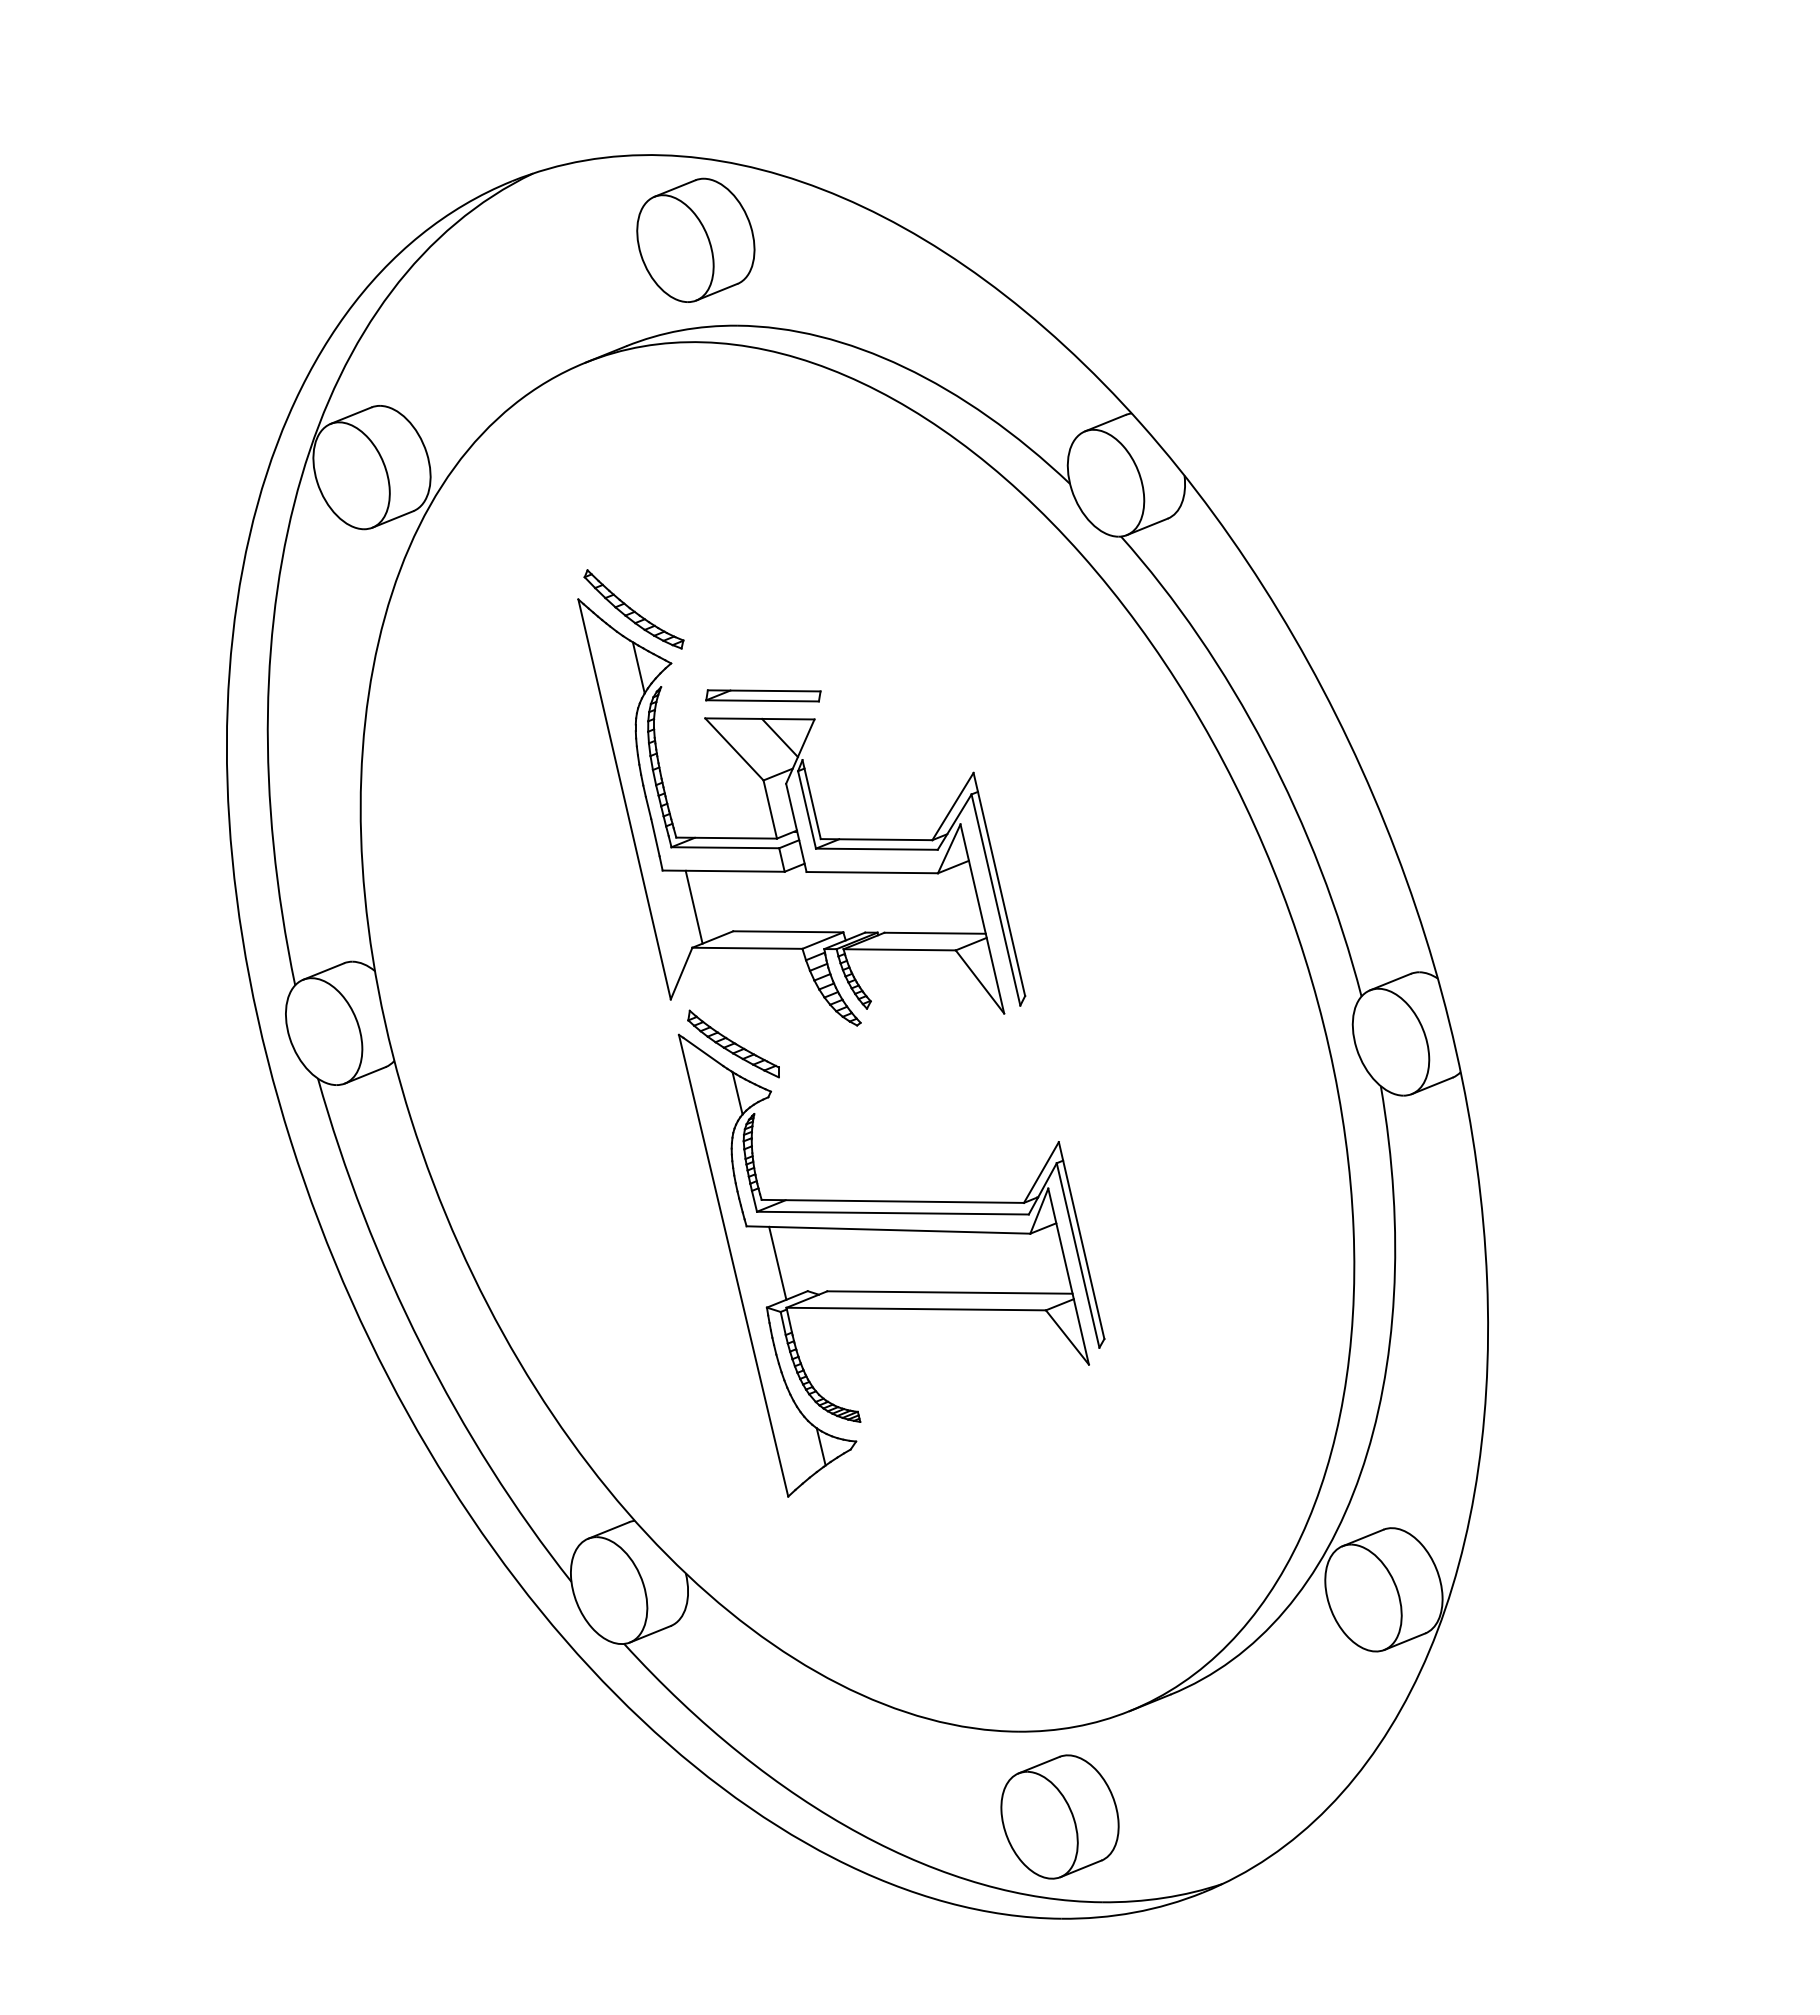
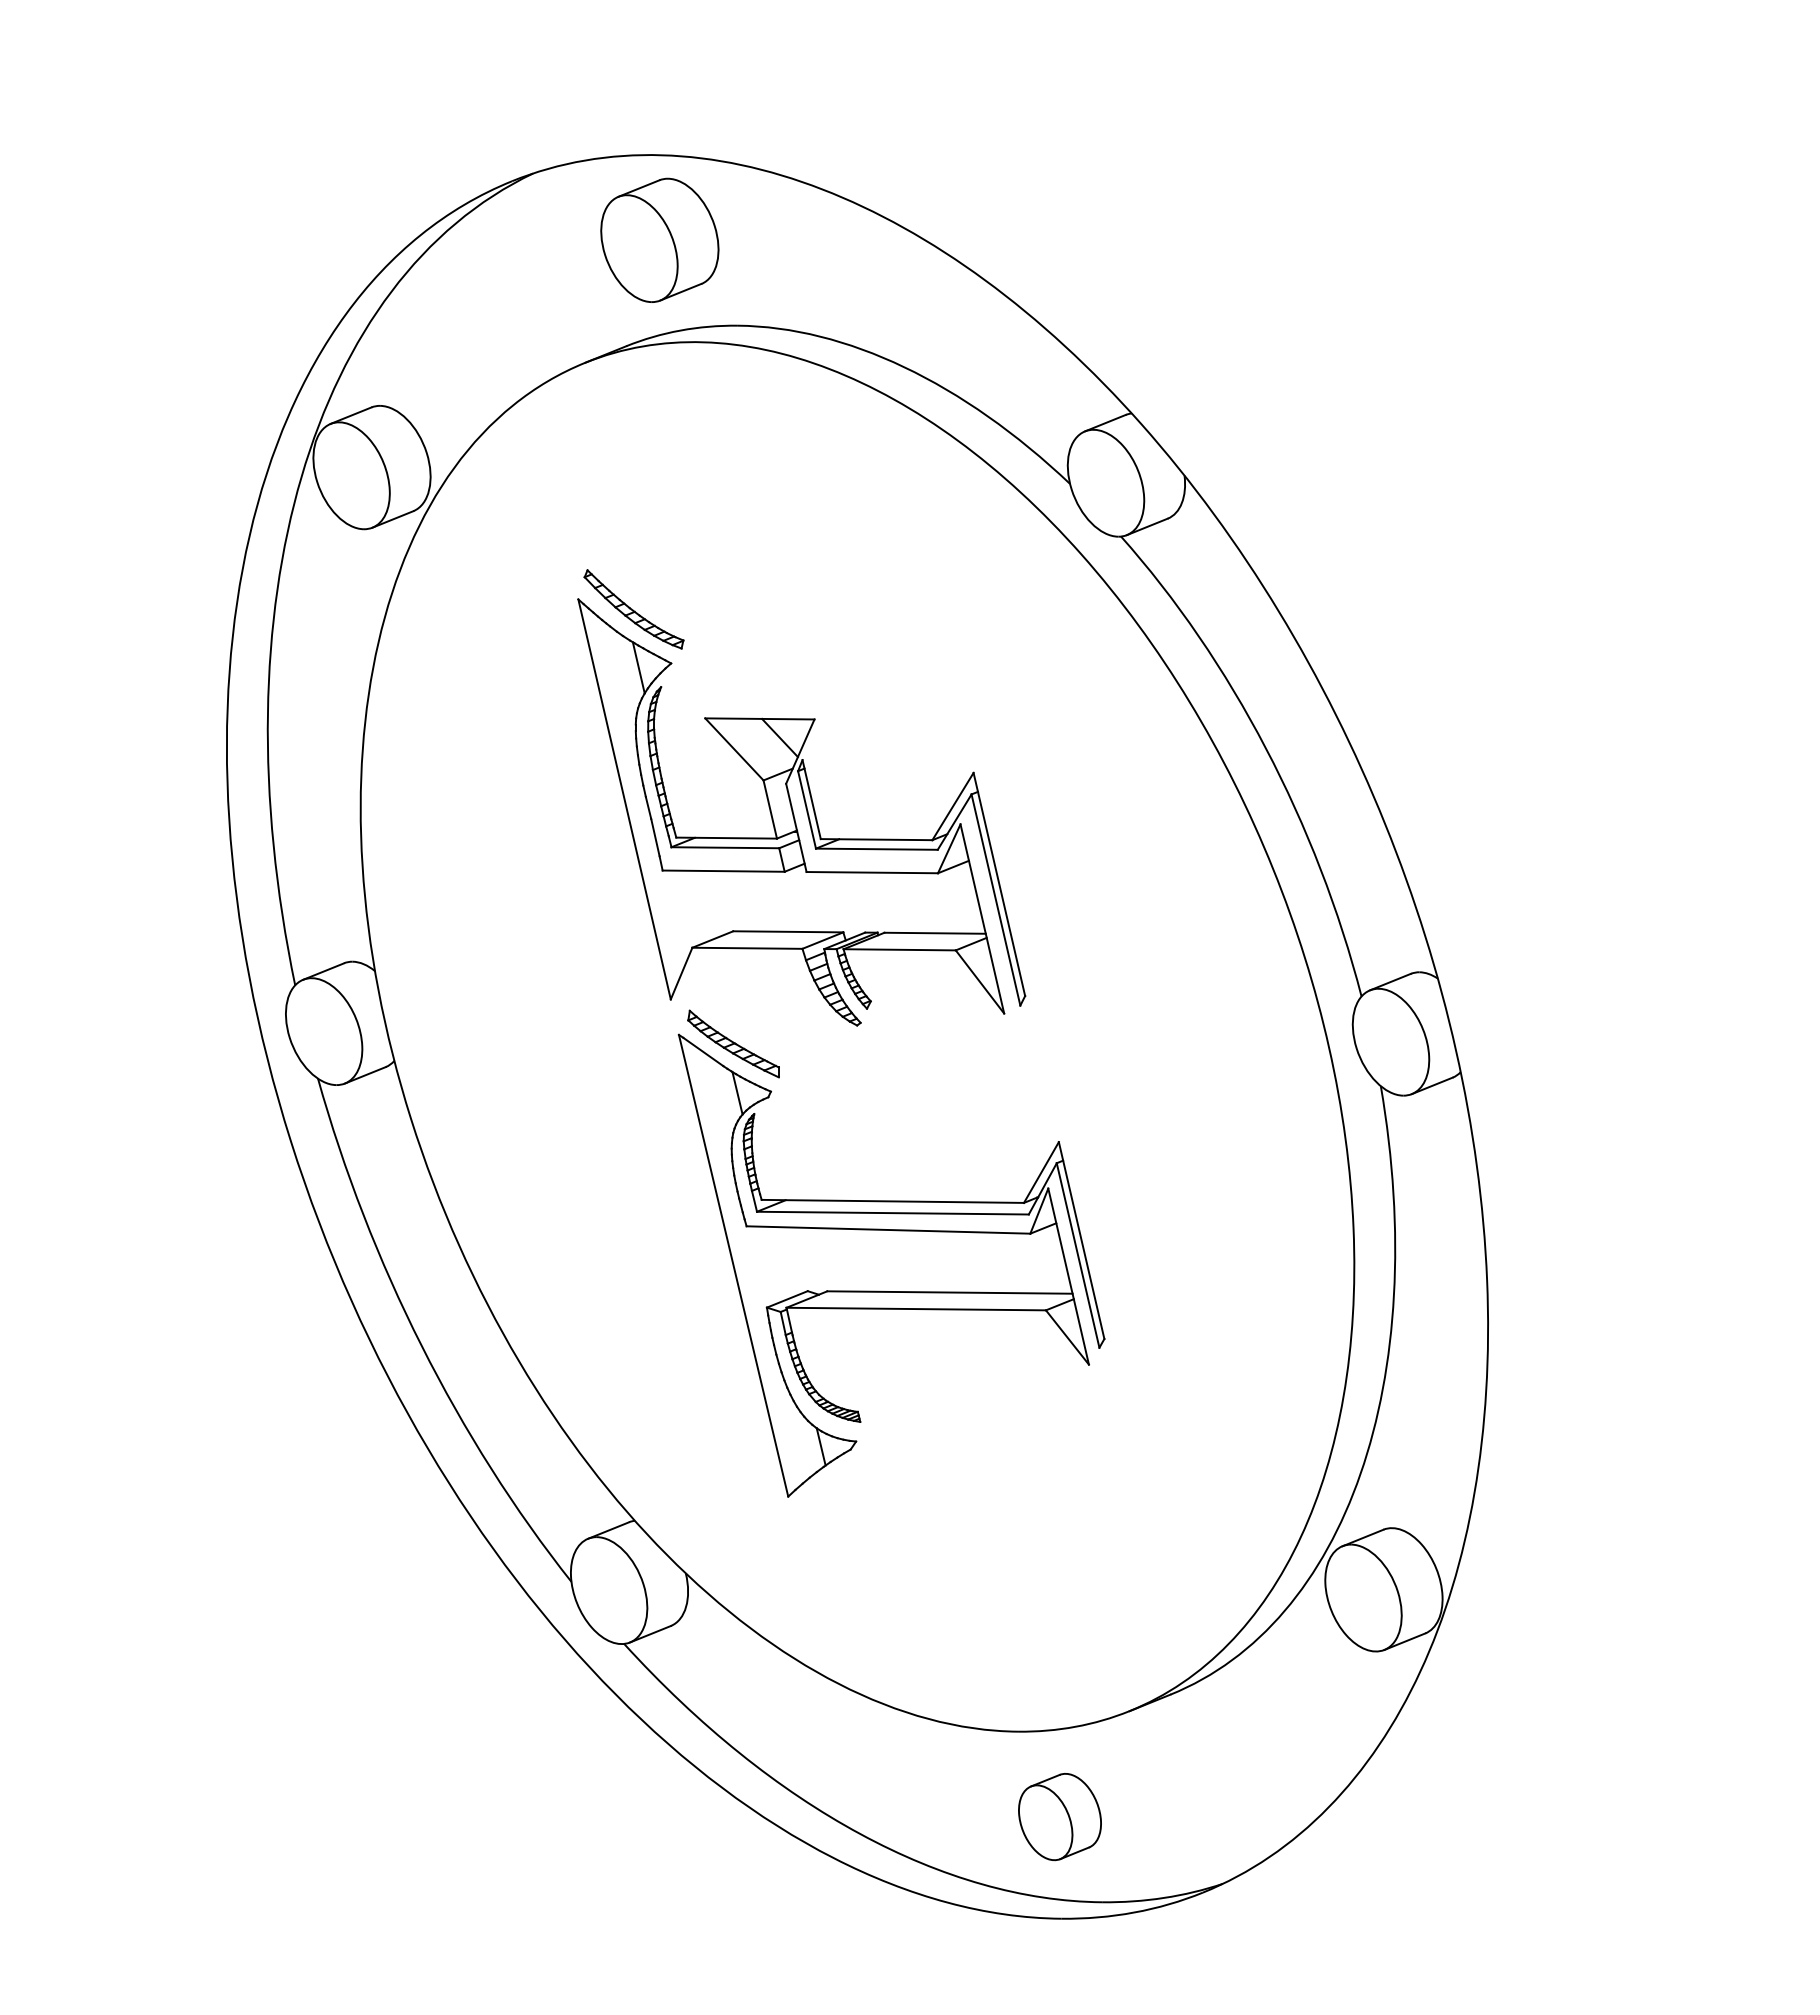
part position: (695, 239) -> (659, 239) (659, 239)
part: present -> none (763, 695)
line: present -> none (693, 906)
line: present -> none (777, 1262)
part size: 120x126 px -> 84x89 px (1059, 1817)
